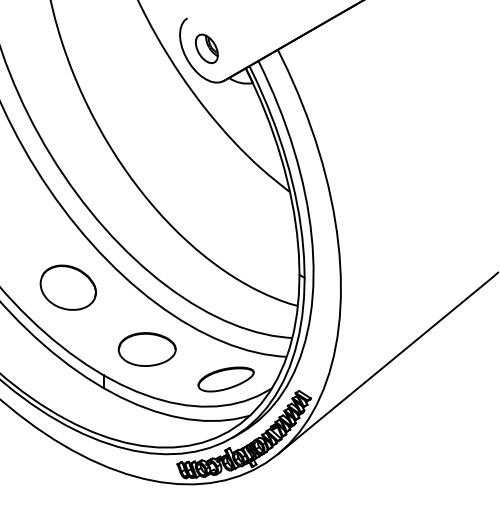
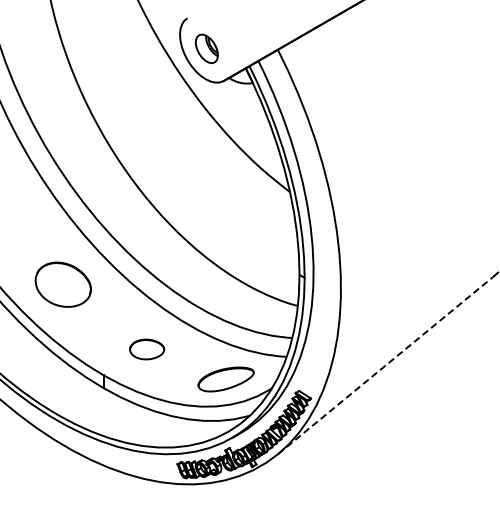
part position: (67, 287) -> (62, 284) (62, 284)
part size: 60x35 px -> 37x23 px (147, 349)
line: solid -> dashed (385, 365)
